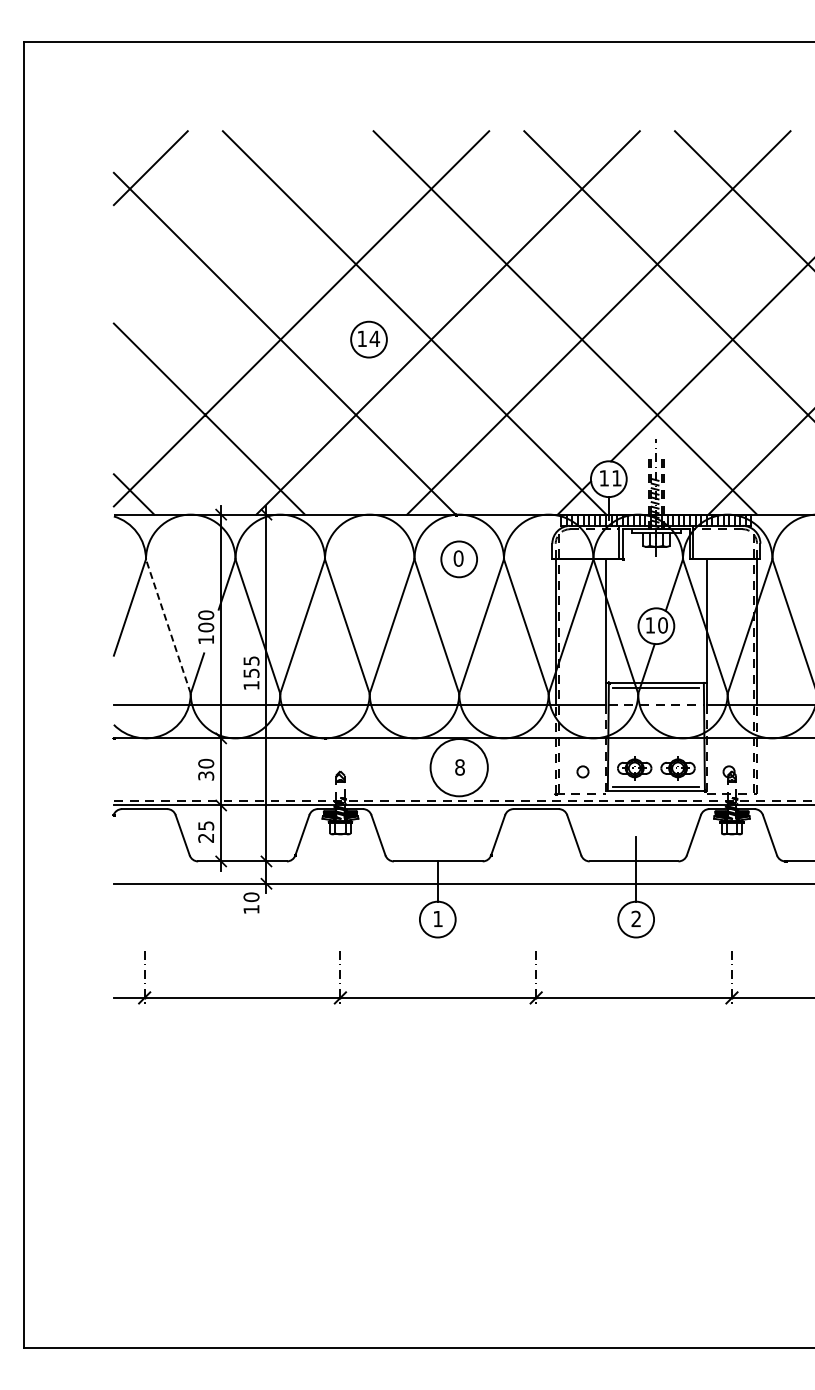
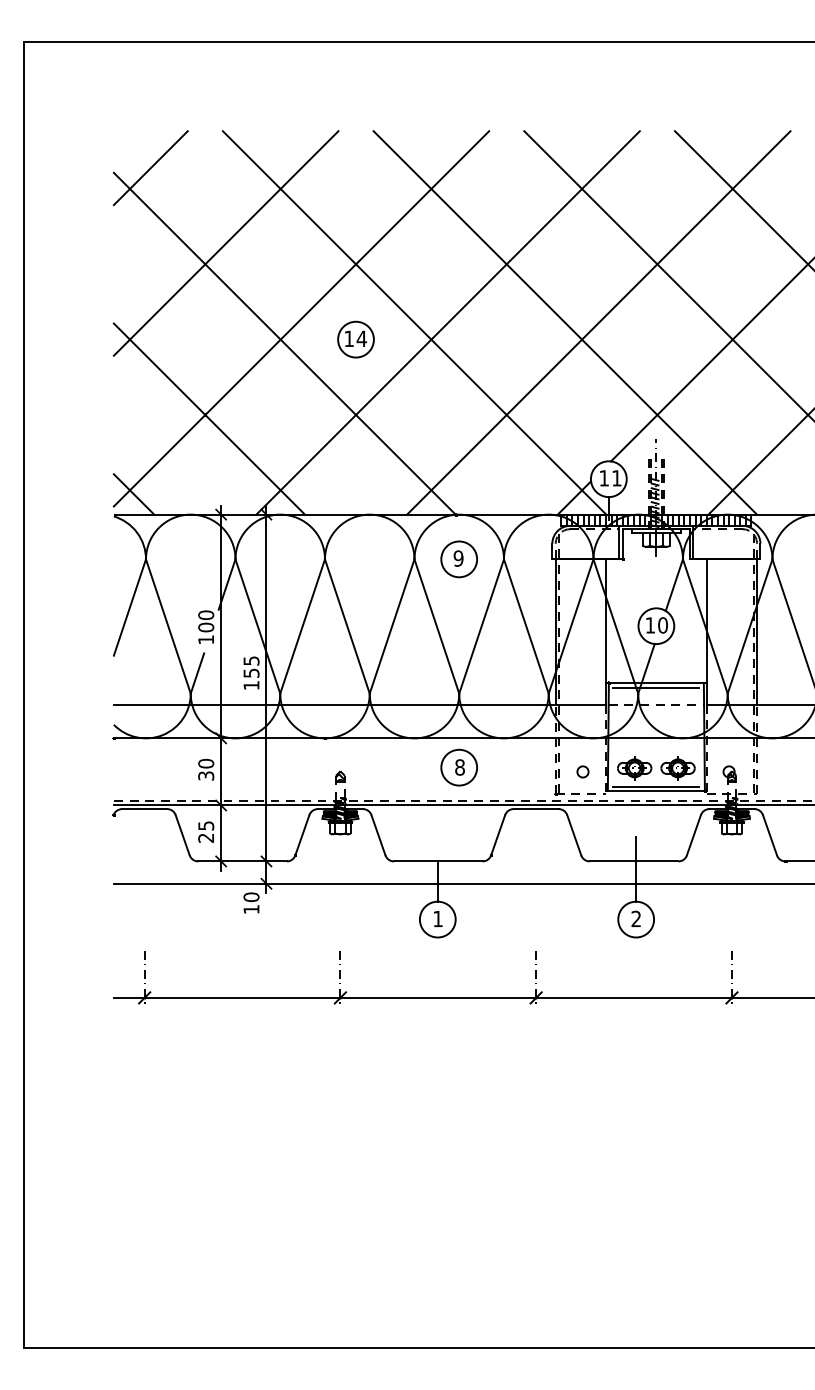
line: none -> present (225, 243)
part position: (368, 339) -> (355, 339) (355, 339)
text: 0 -> 9 (458, 558)
line: dashed -> solid (168, 626)
circle diameter: 57 px -> 36 px (459, 767)
